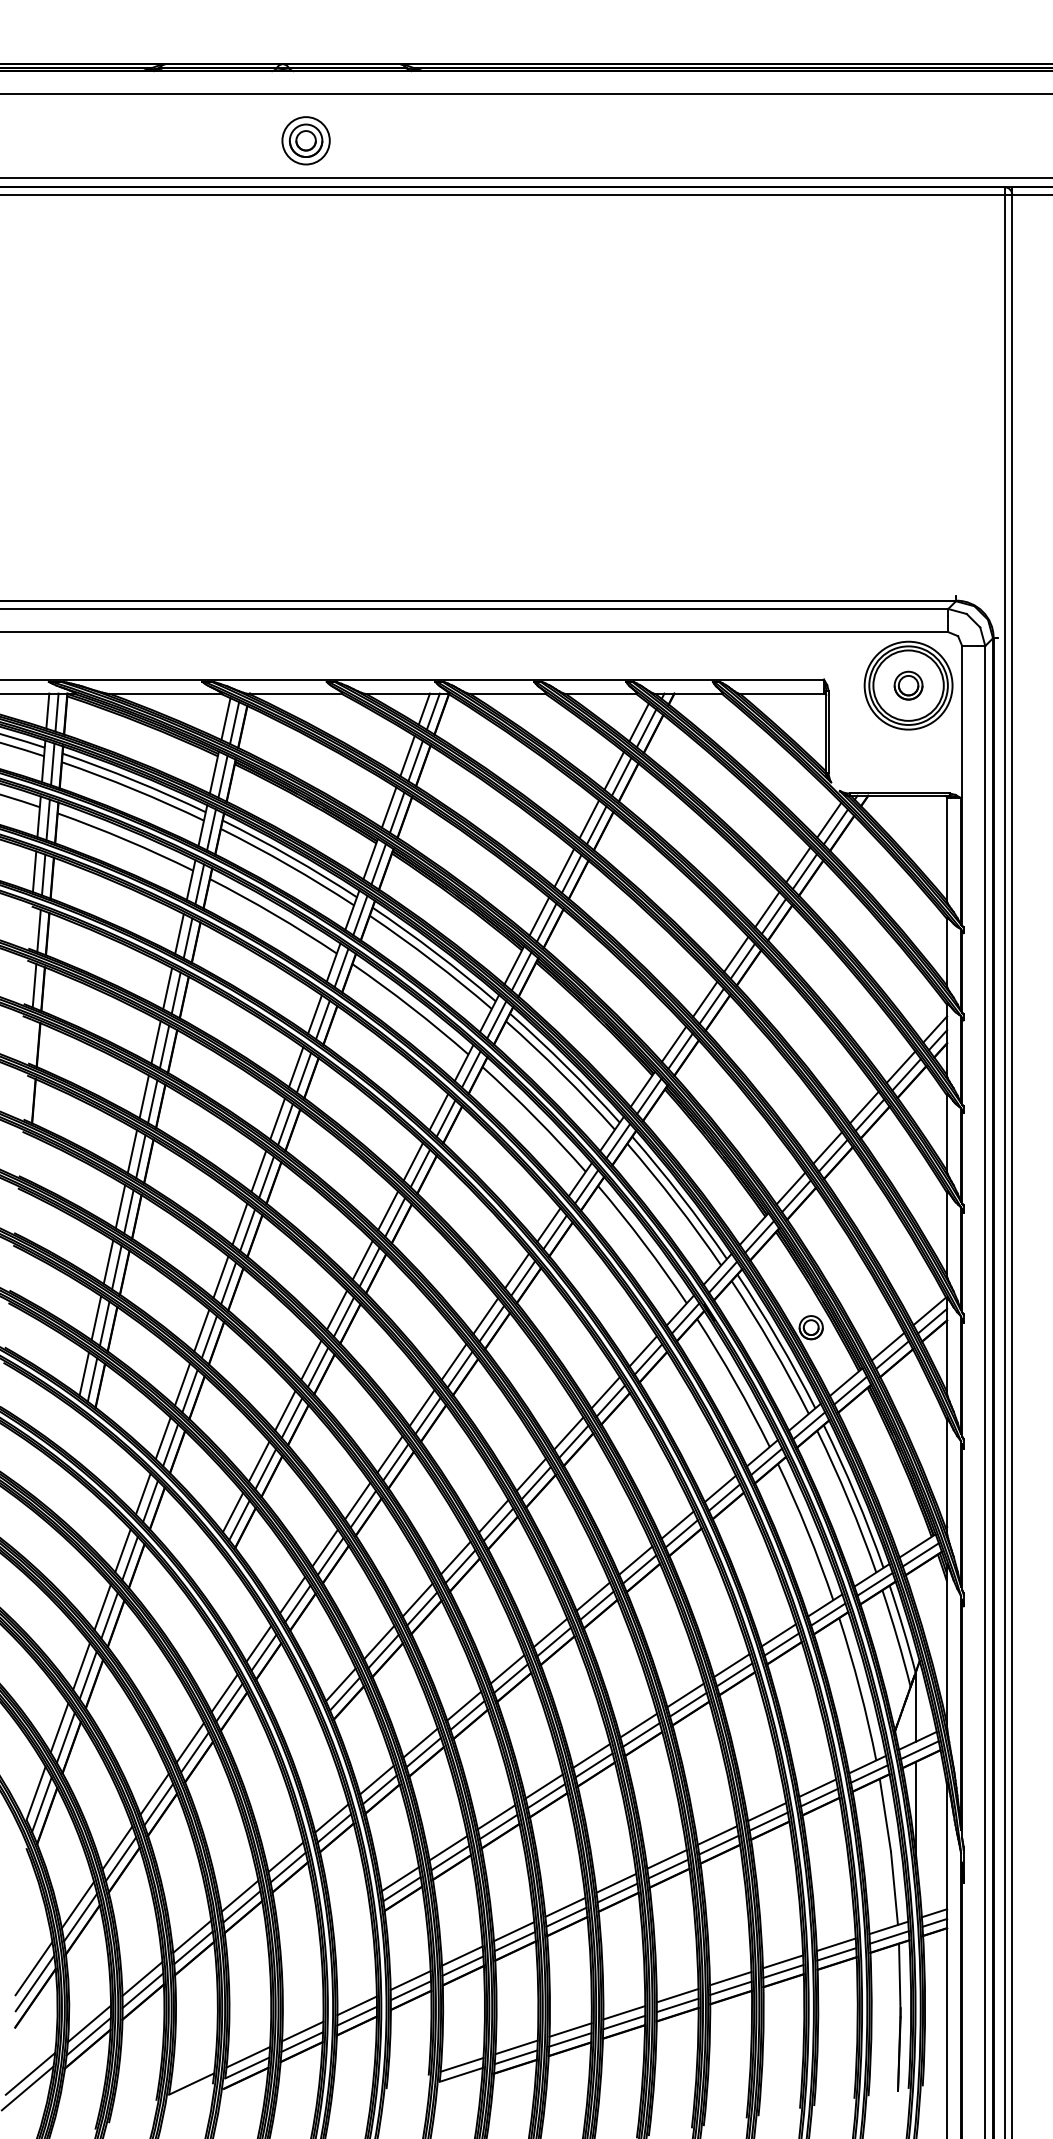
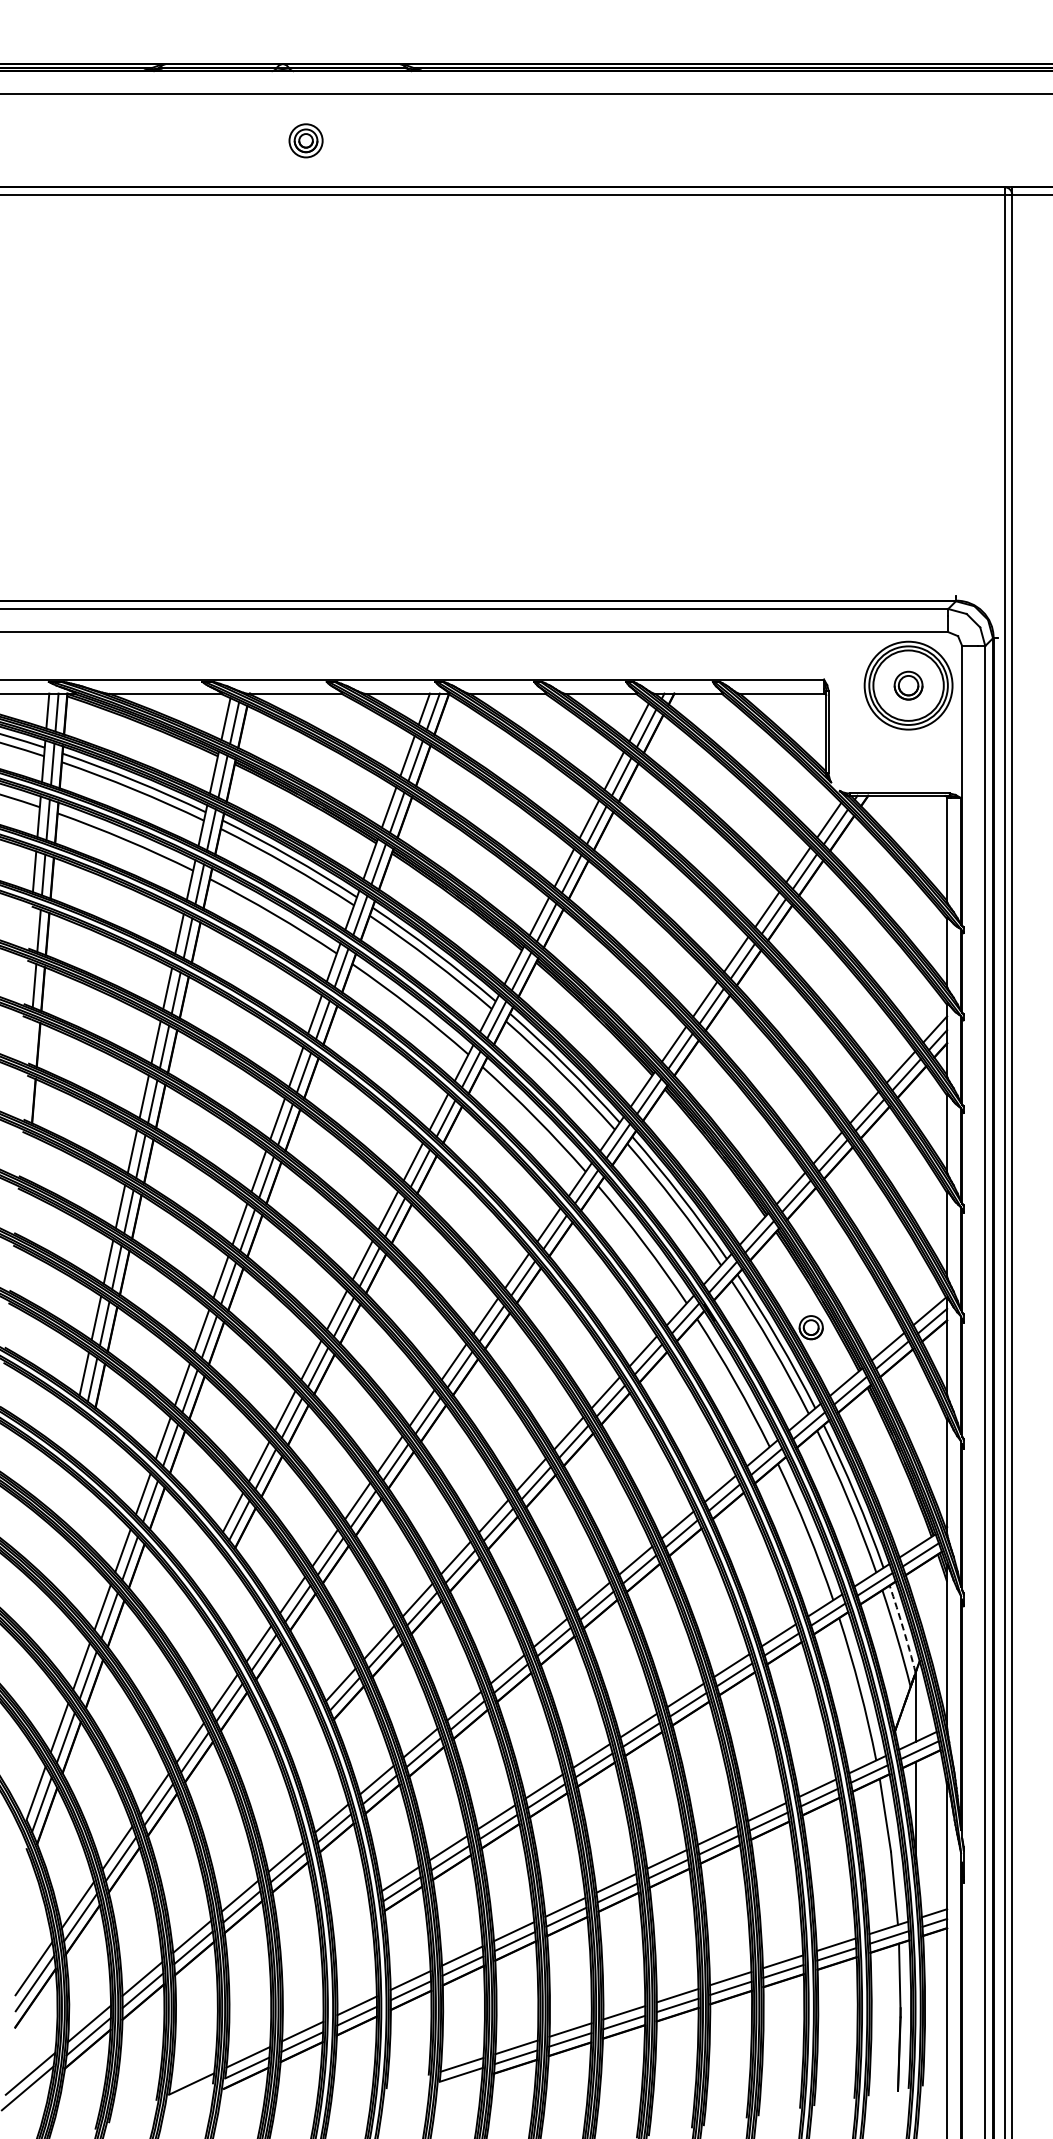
part size: 50x50 px -> 36x36 px (305, 140)
line: present -> none (525, 177)
arc: solid -> dashed (903, 1628)
